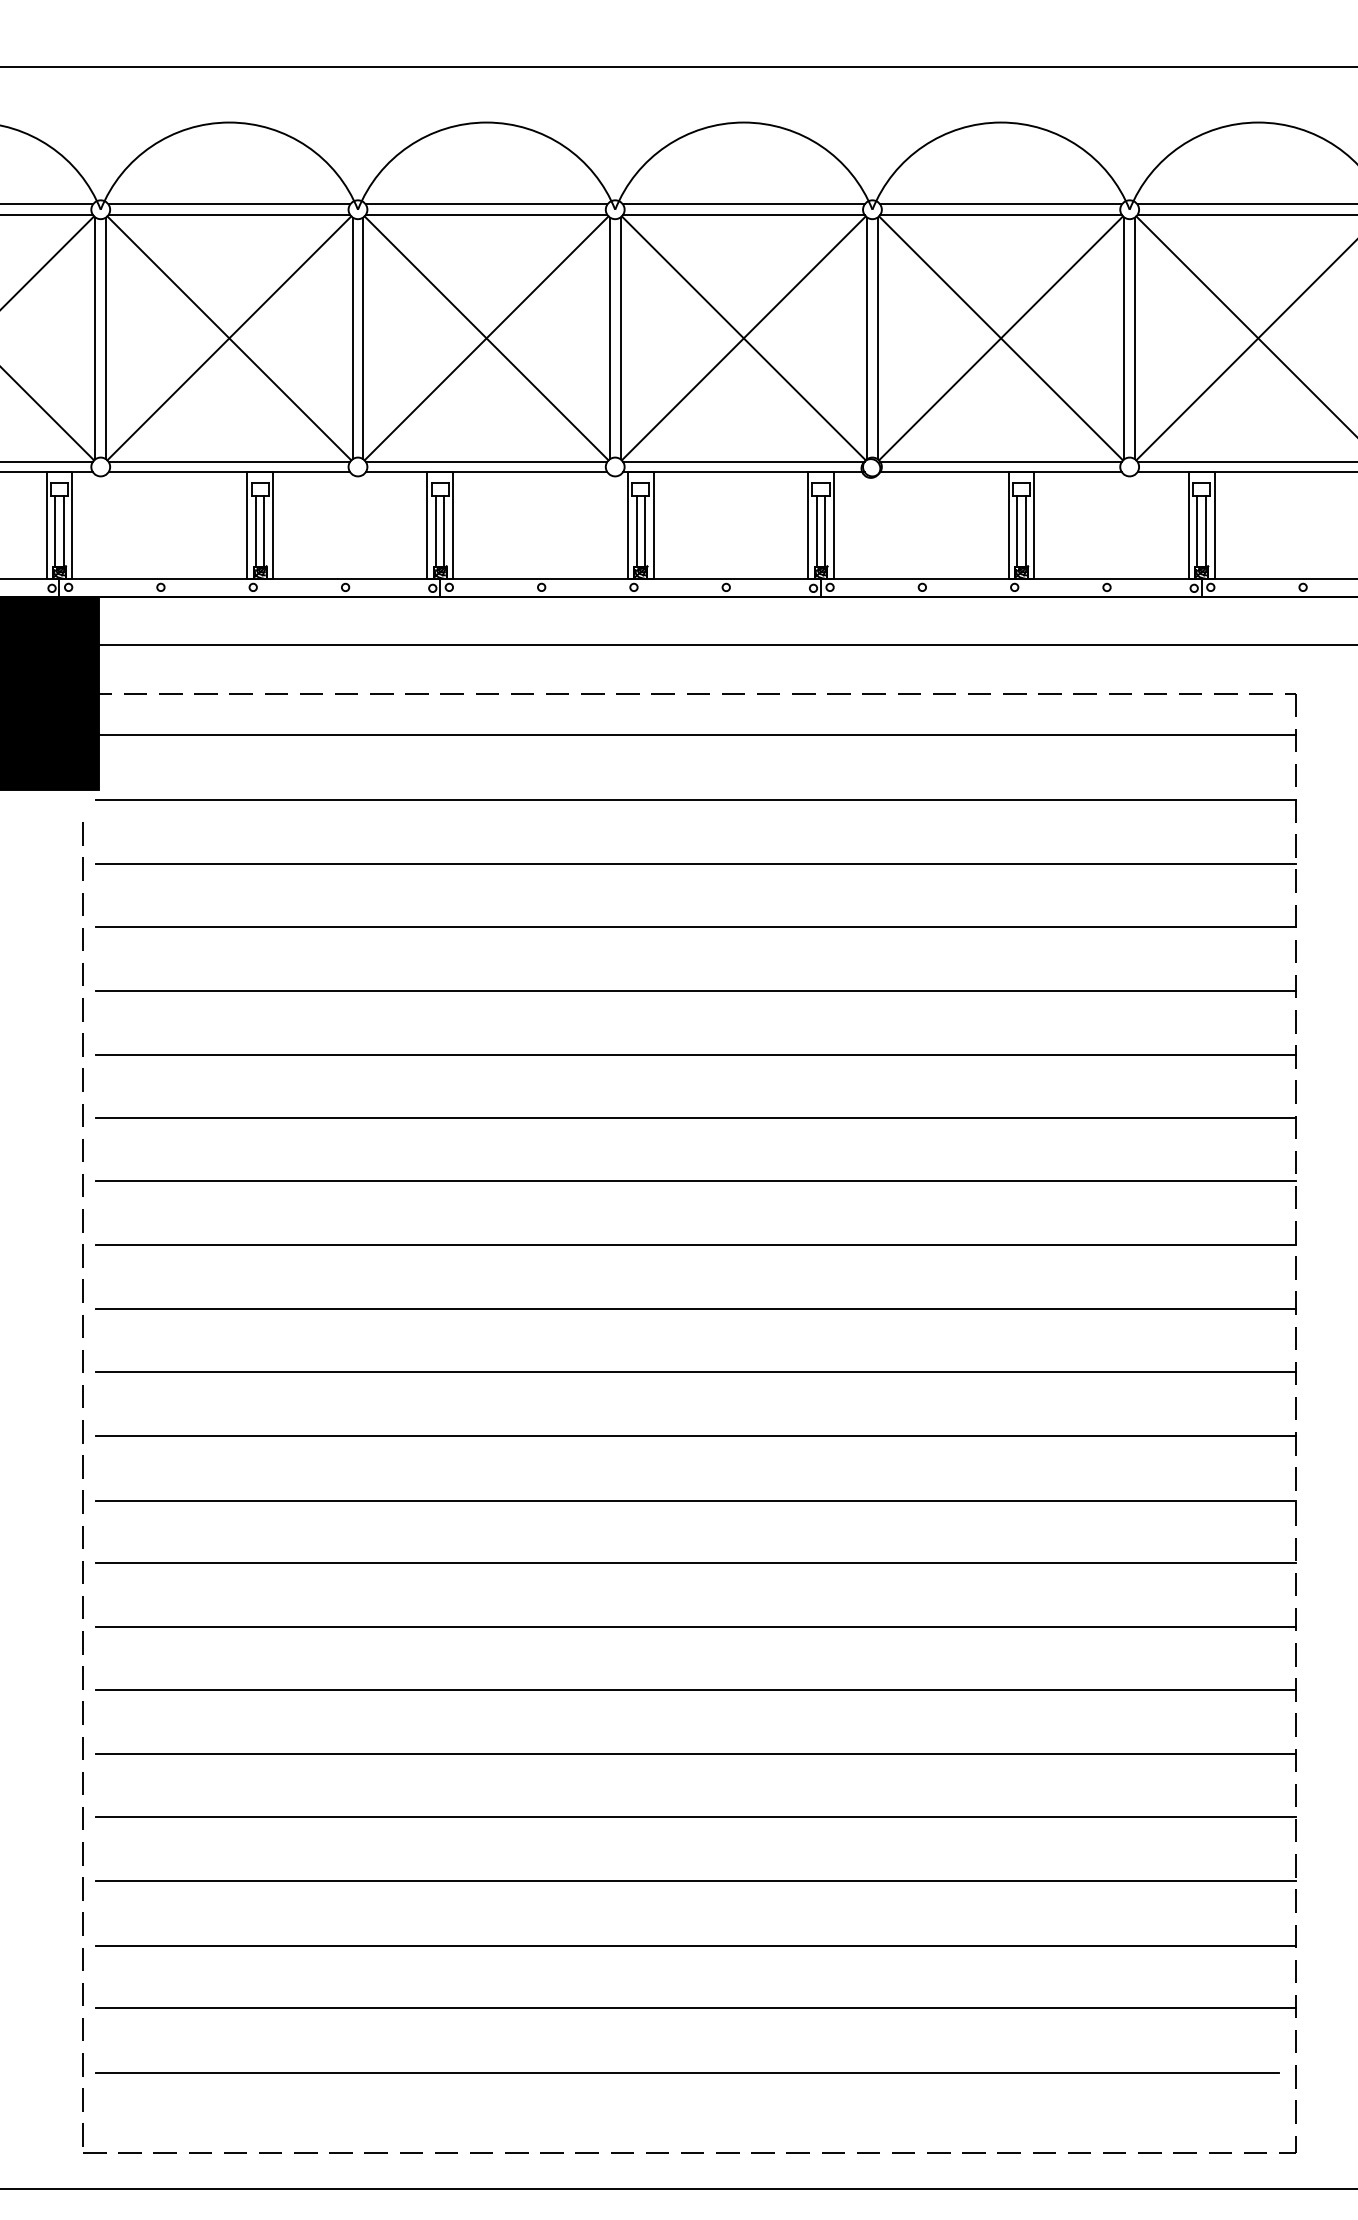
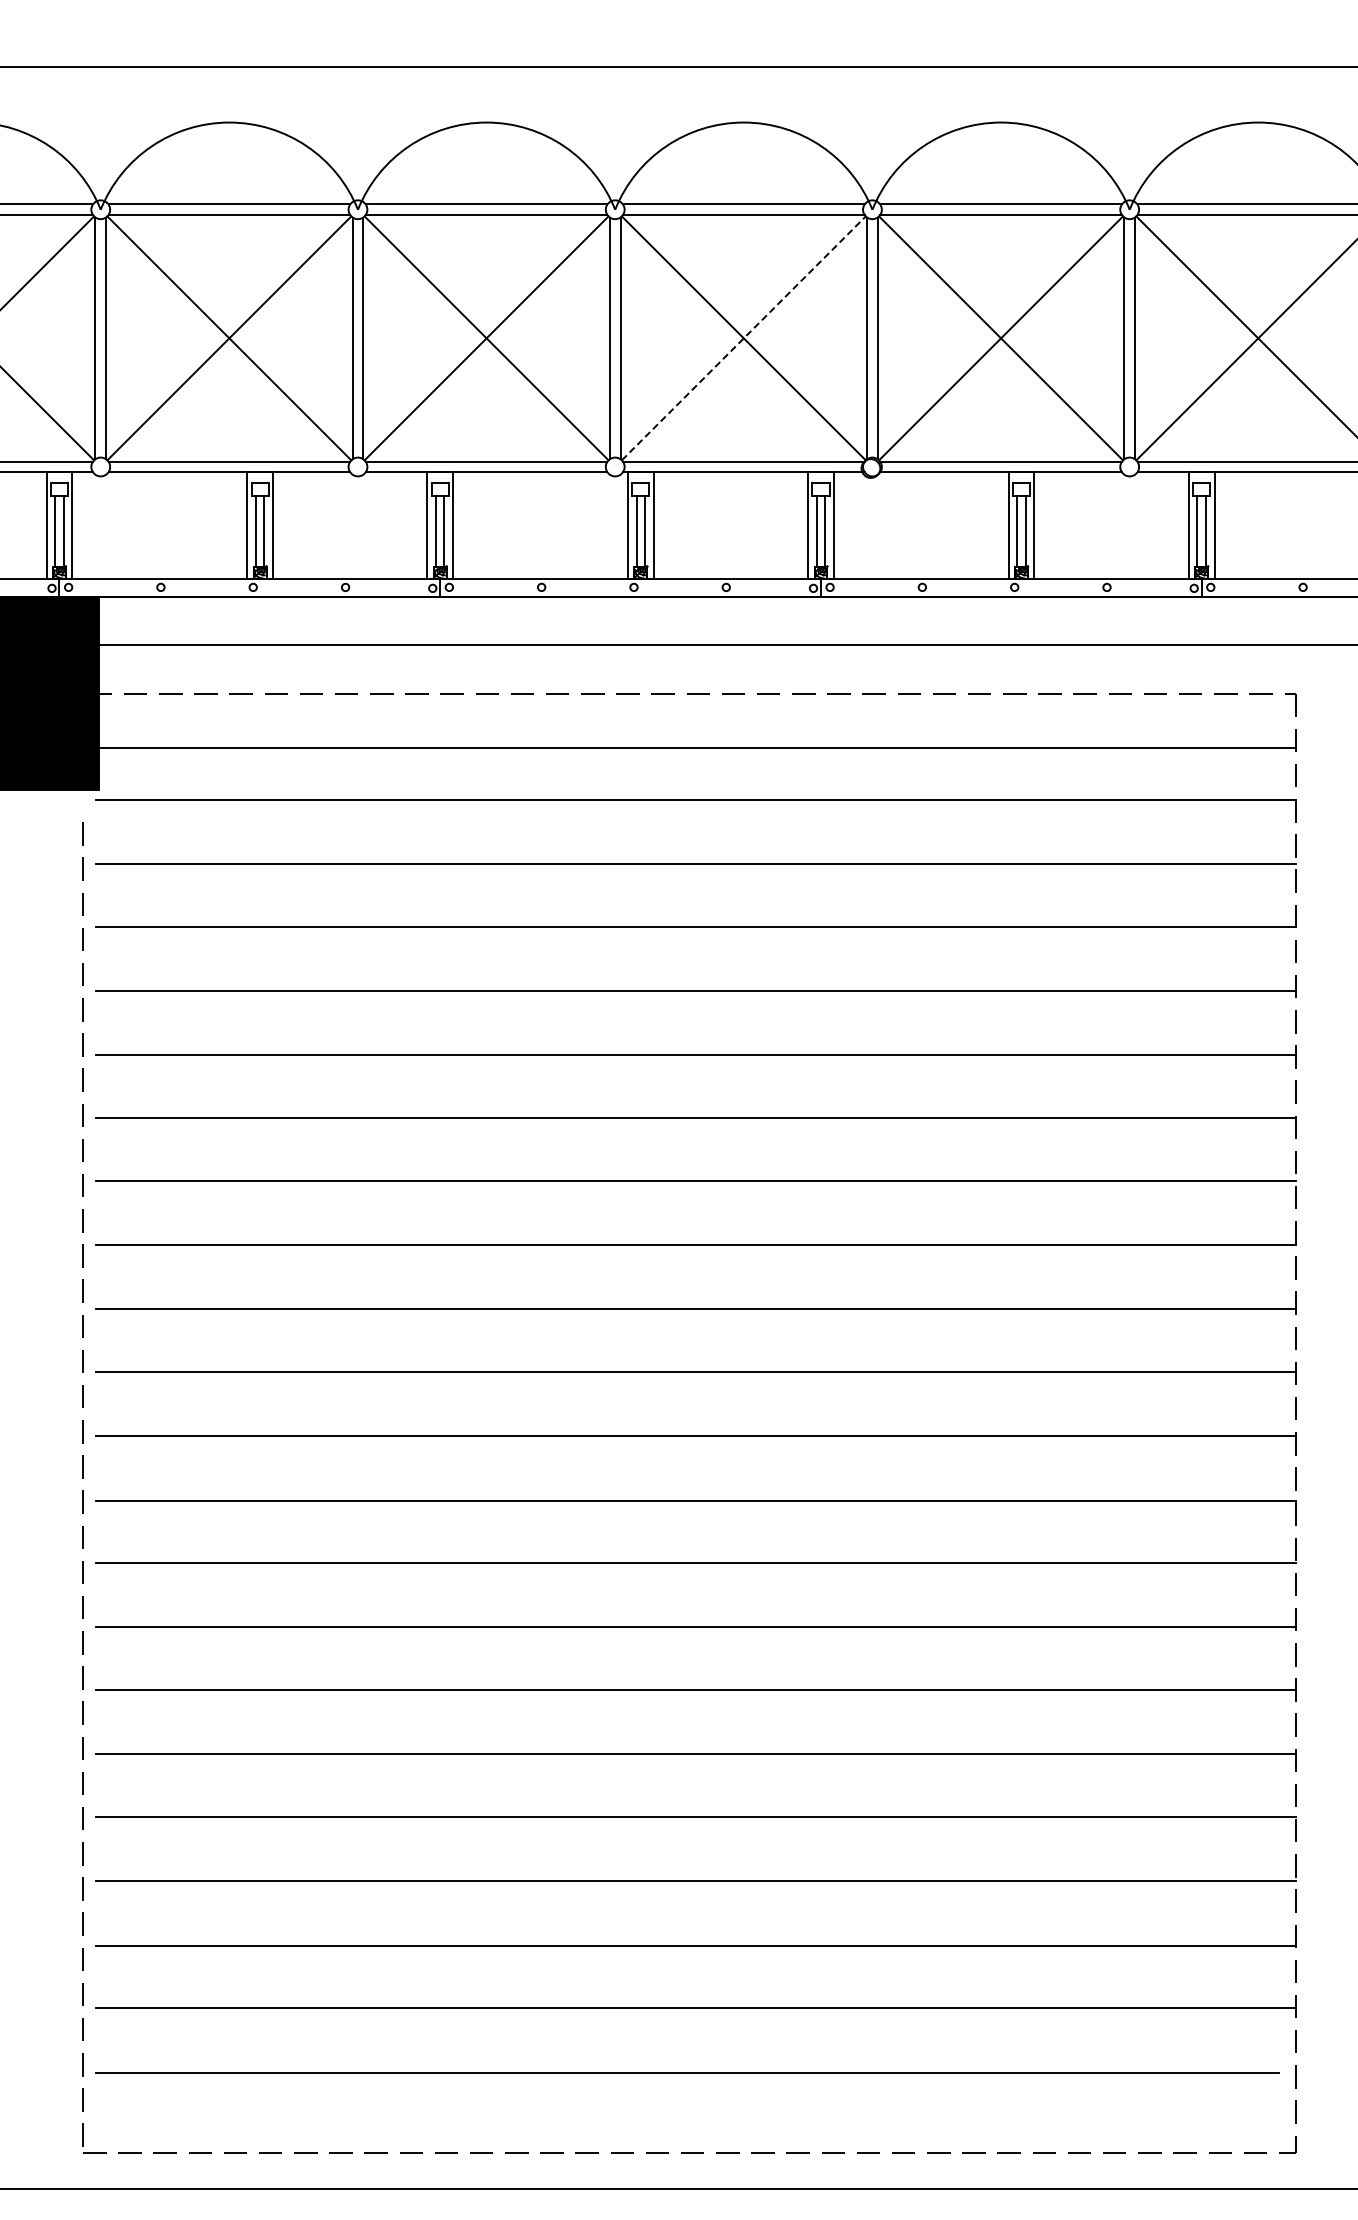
line: solid -> dashed (744, 338)
line position: (695, 735) -> (695, 748) (695, 748)
